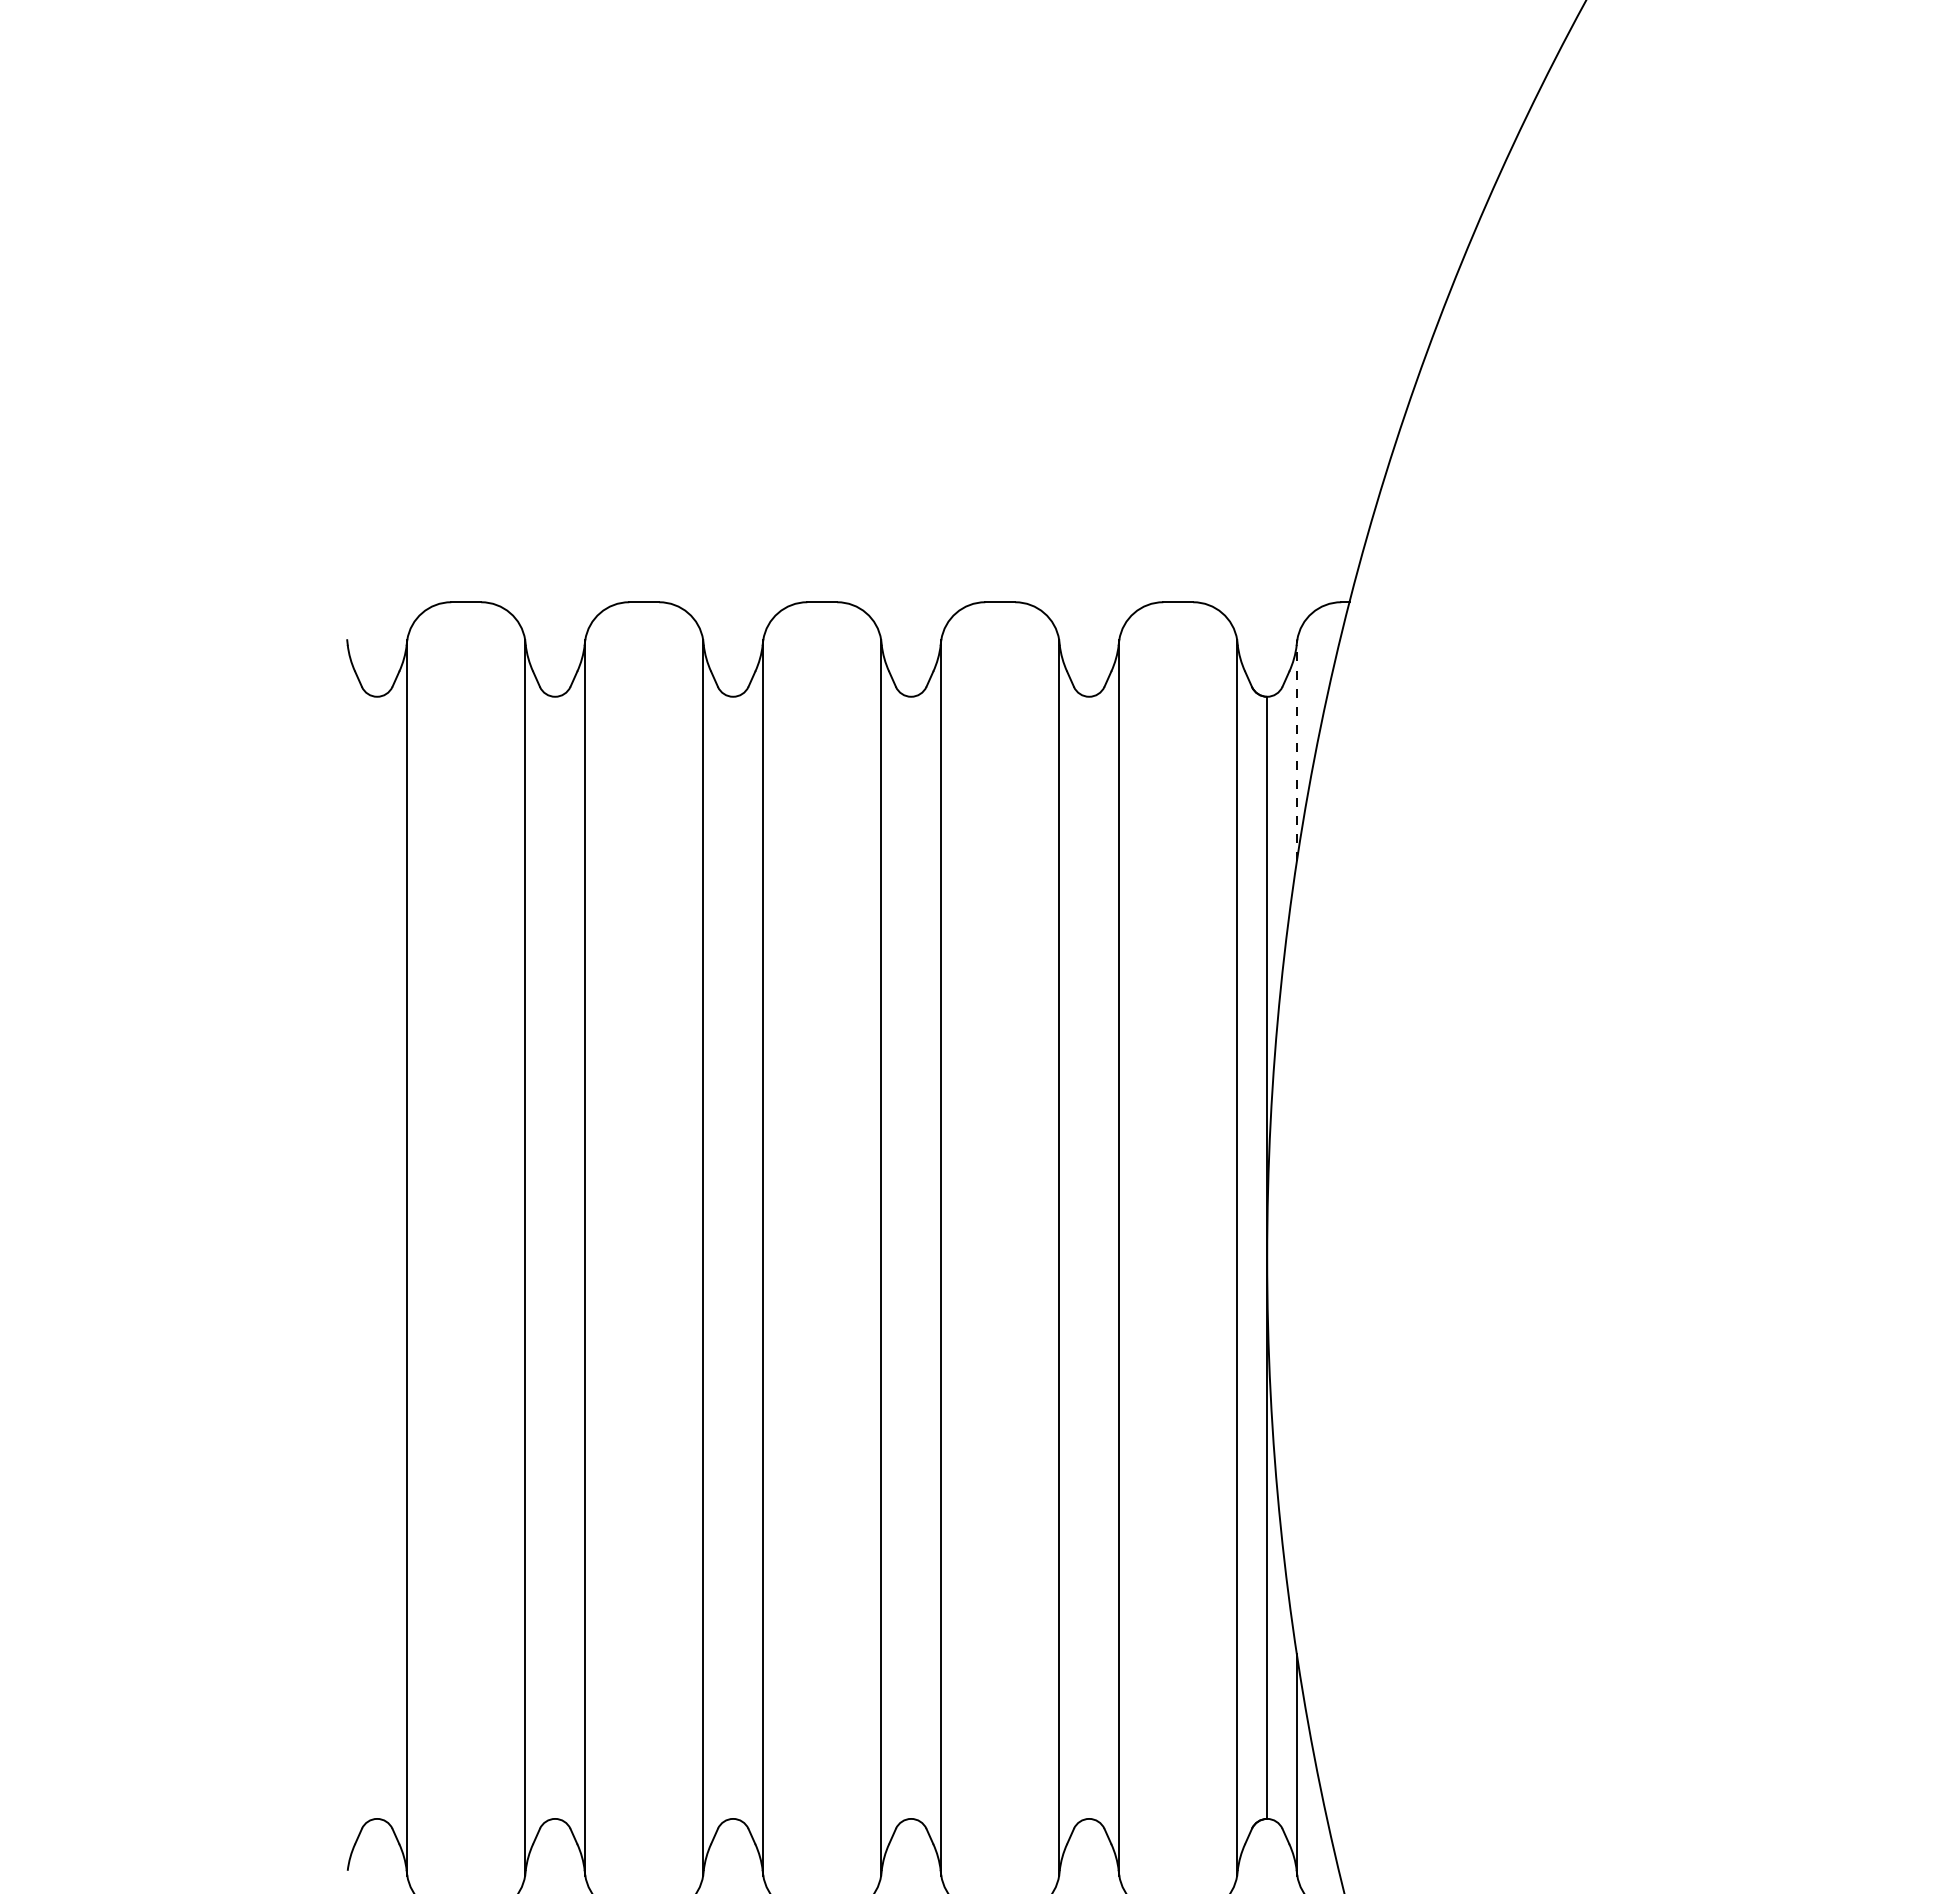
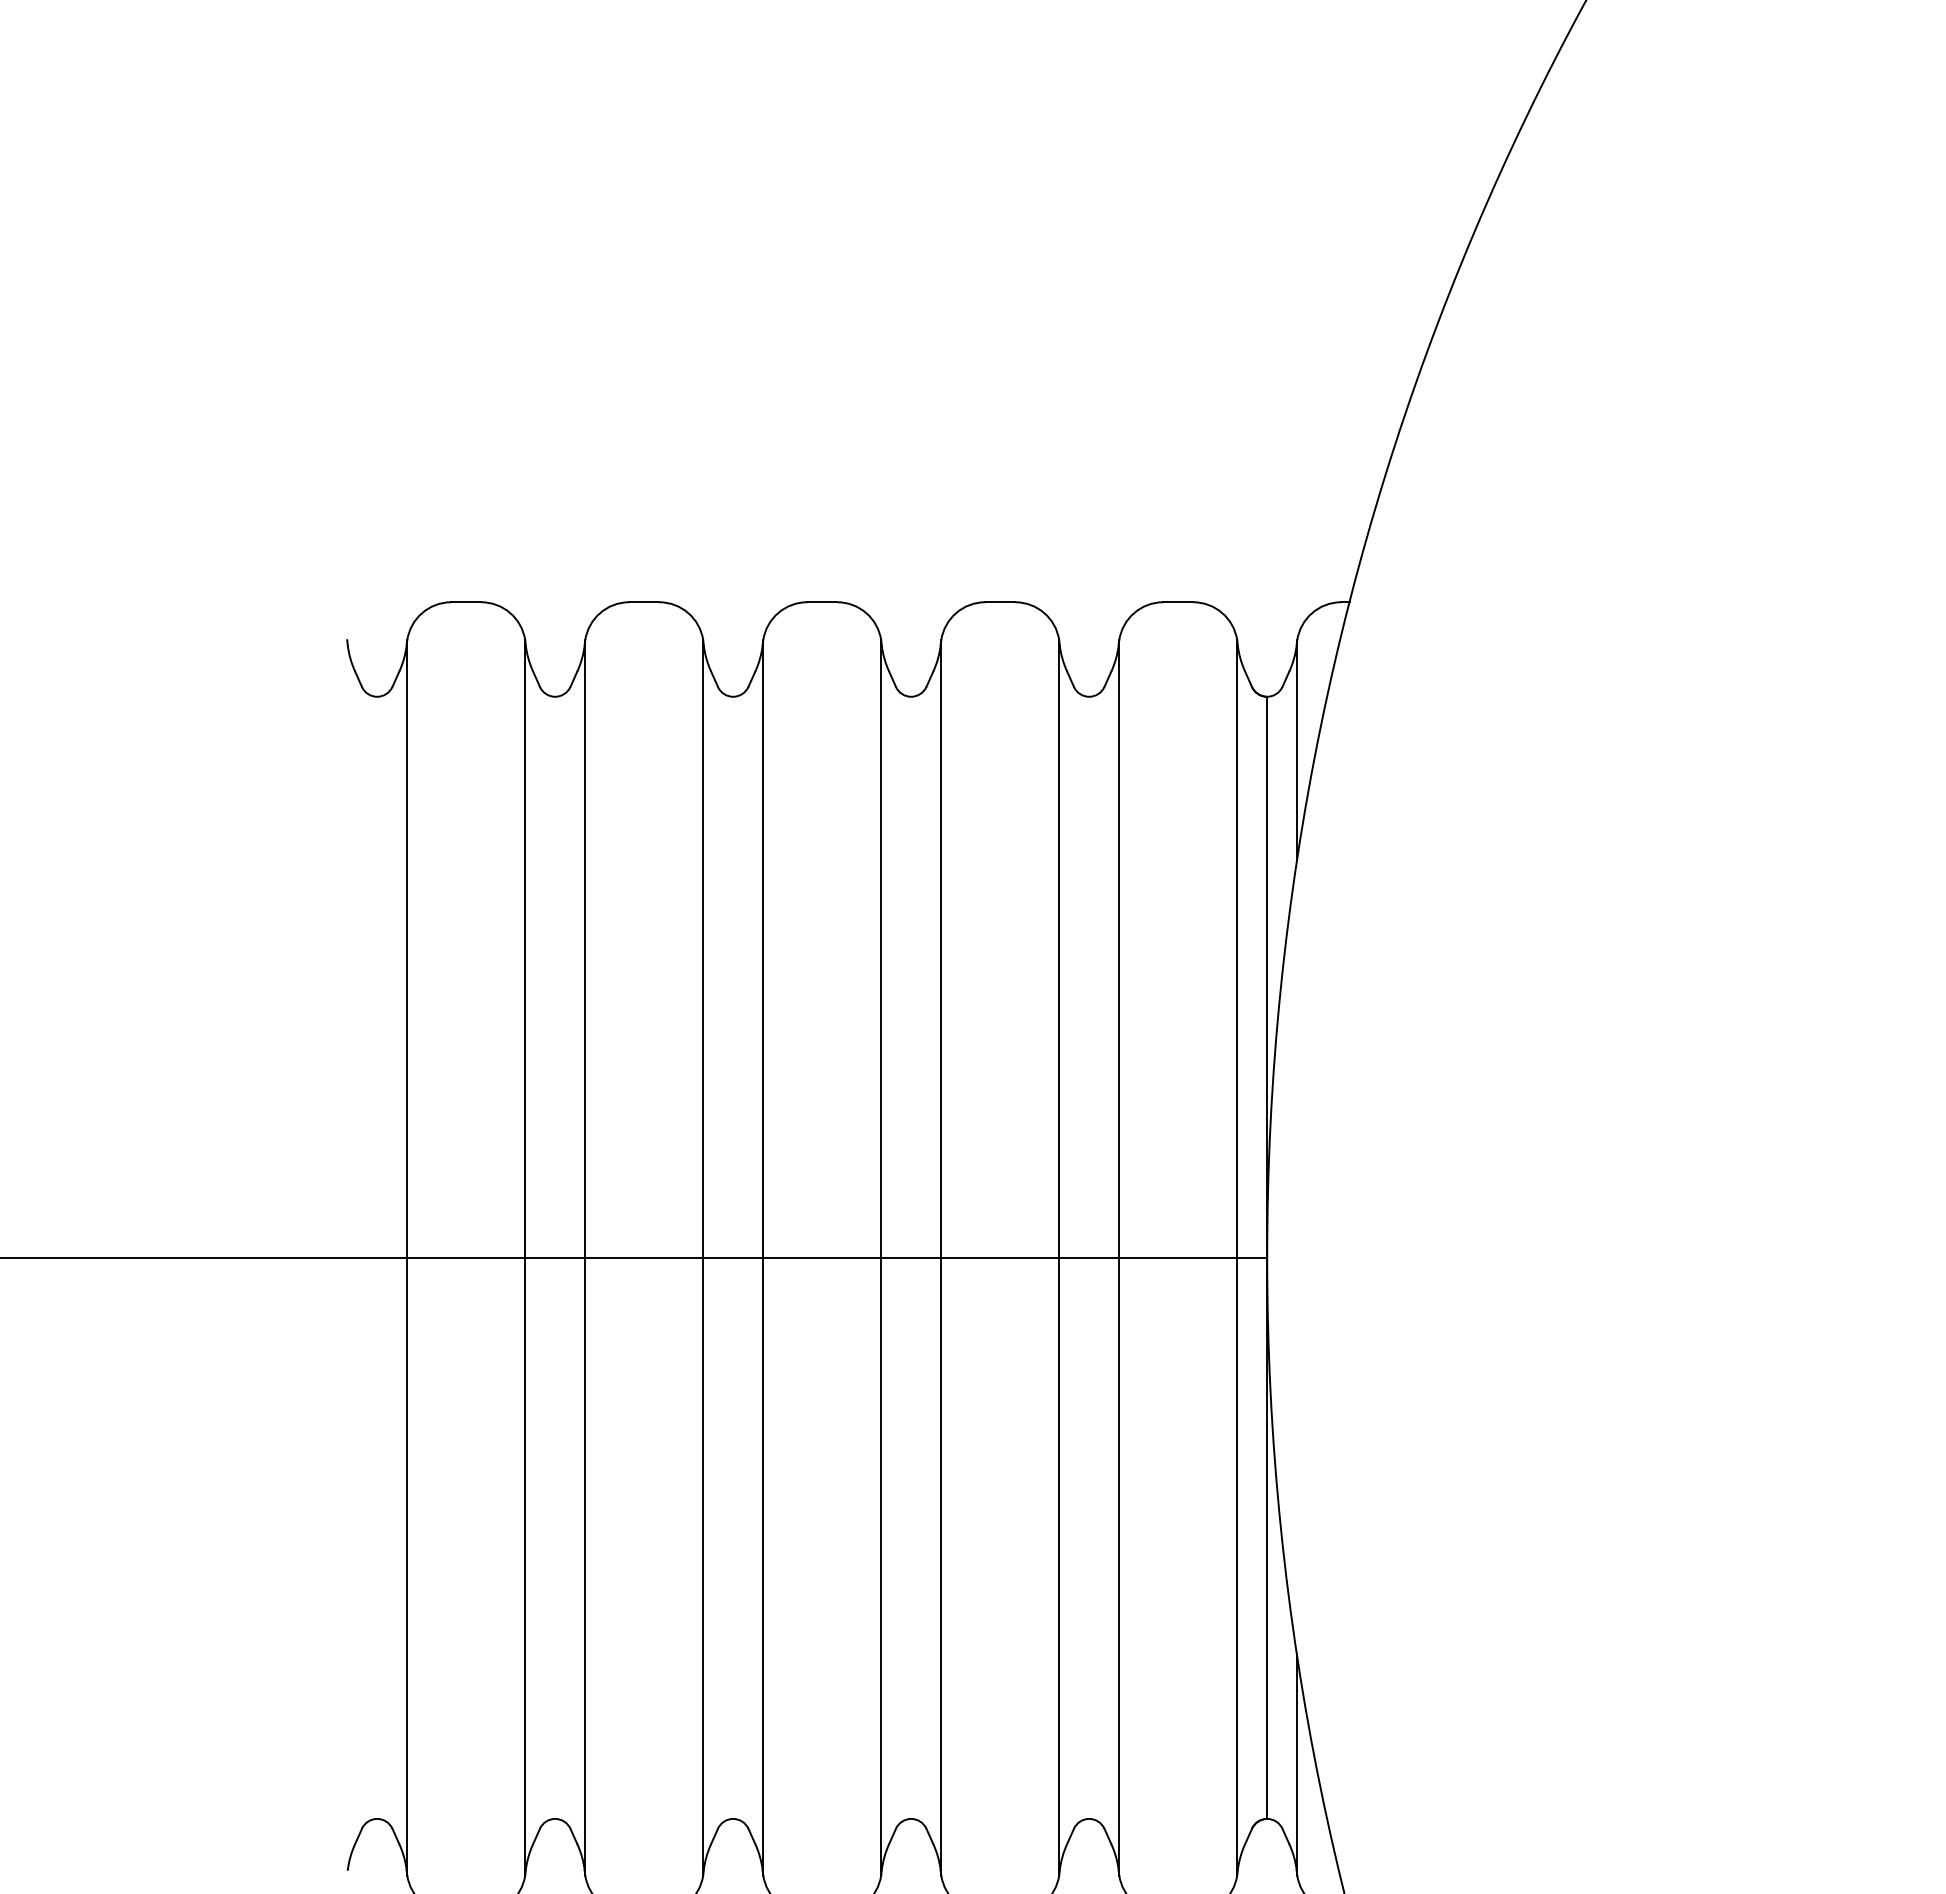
line: dashed -> solid (1297, 750)
line: none -> present (634, 1257)
